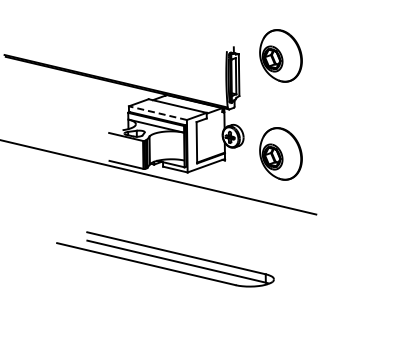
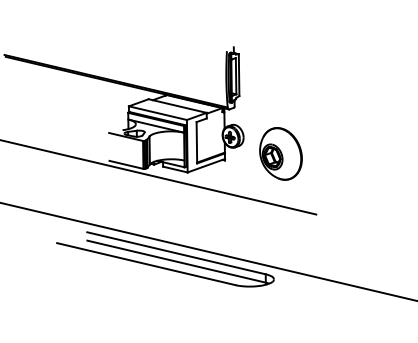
part: present -> none (280, 55)
line: dashed -> solid (157, 113)
line: none -> present (208, 251)
